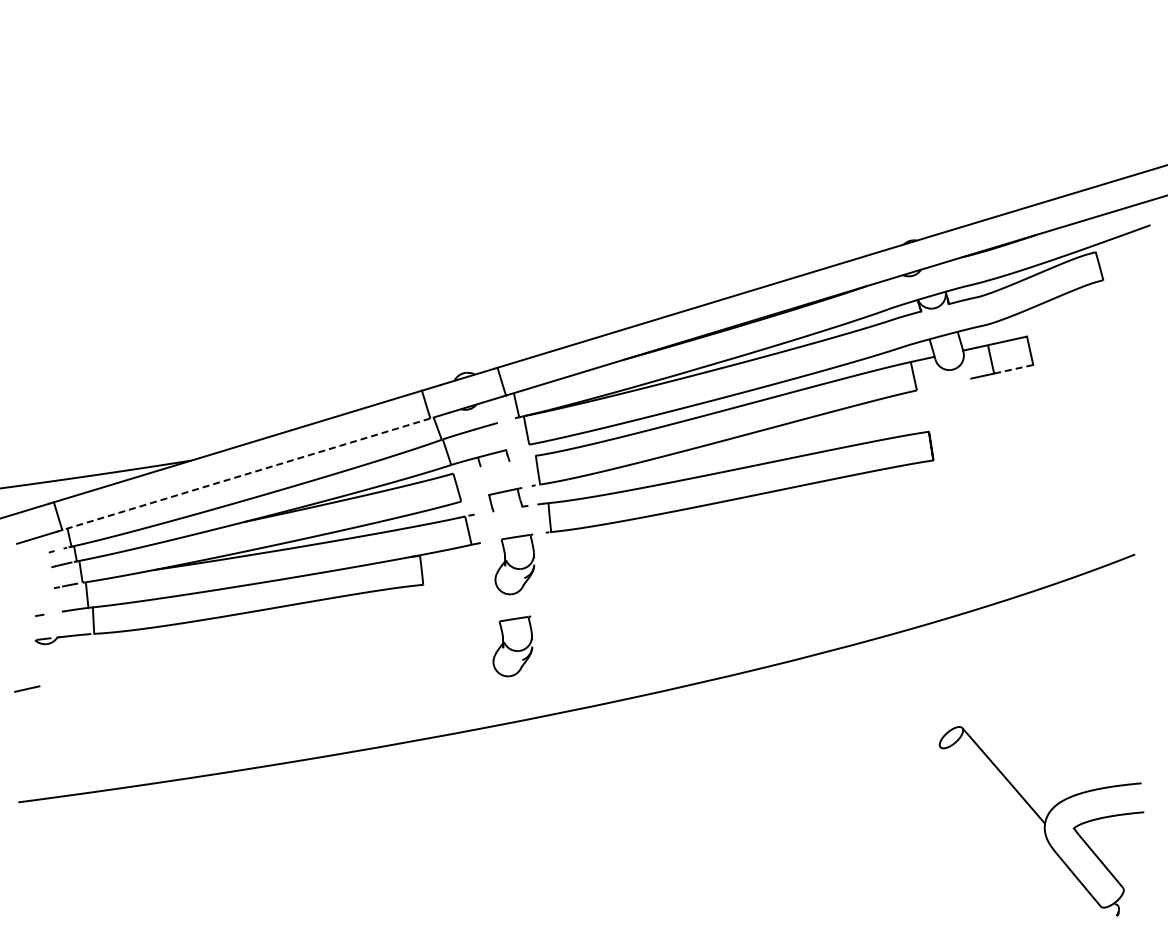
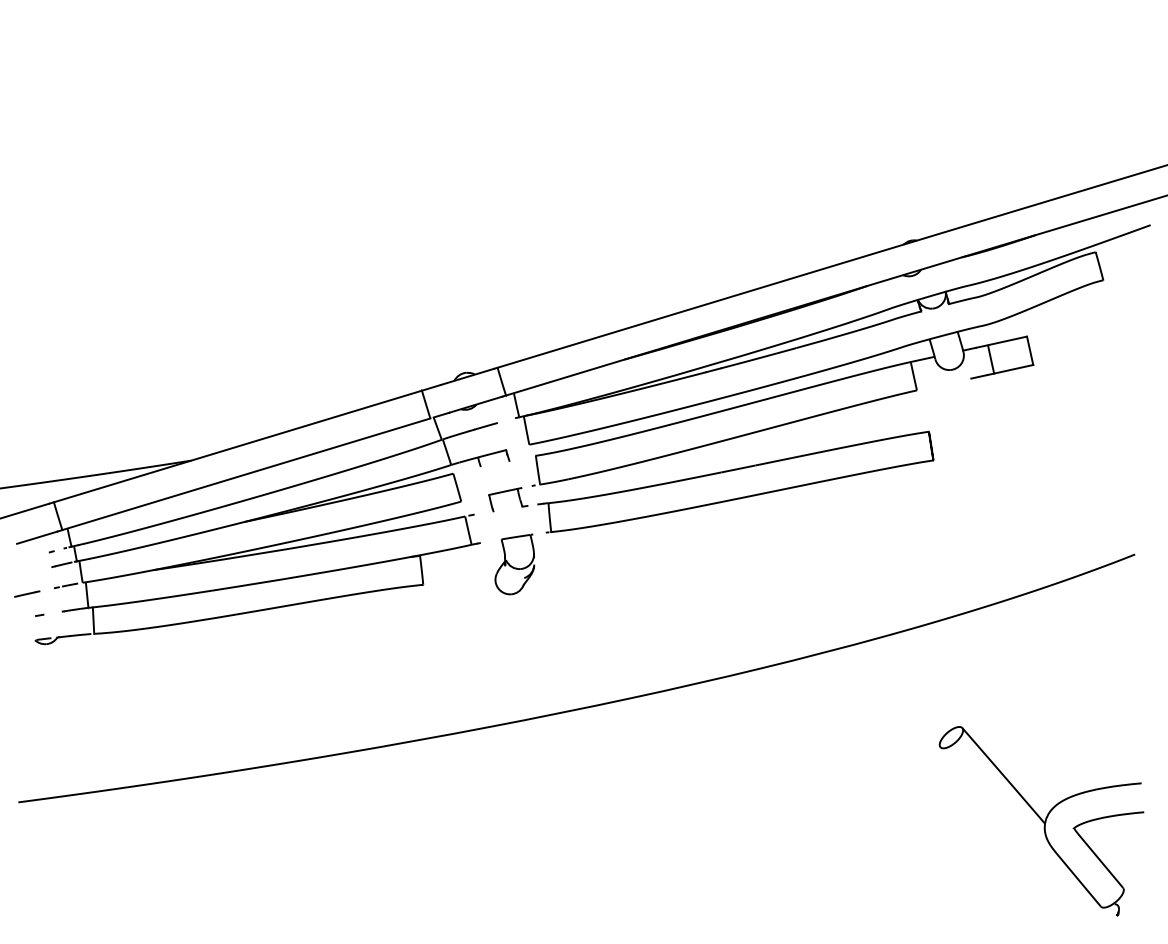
line: dashed -> solid (1013, 369)
line: dashed -> solid (245, 474)
part: present -> none (512, 646)
line position: (27, 688) -> (27, 593) (27, 593)
